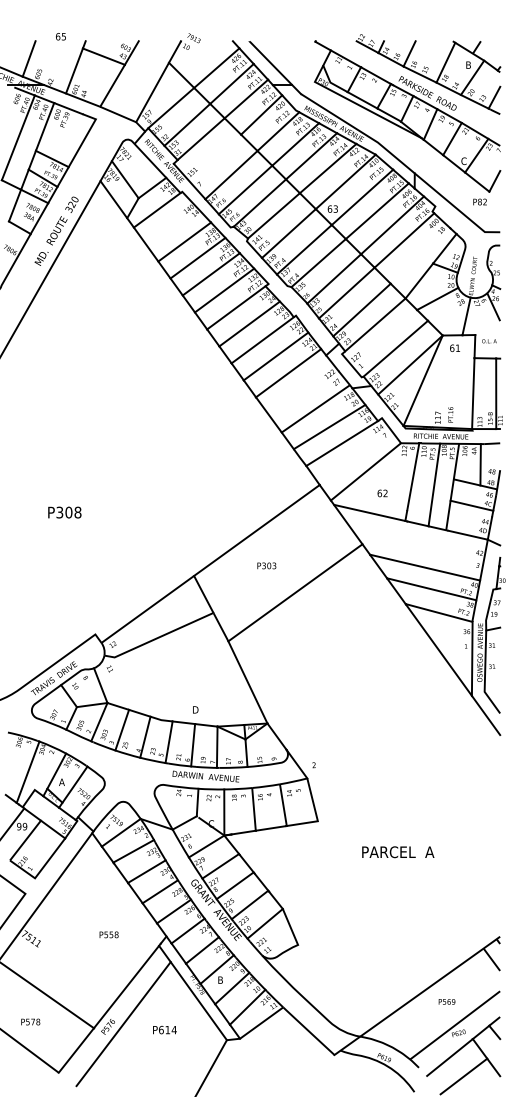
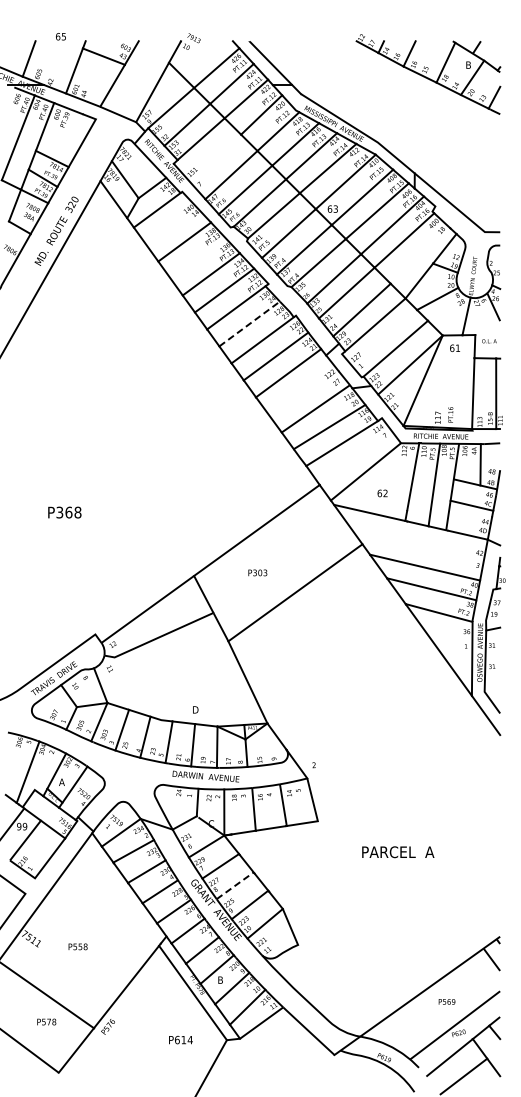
part: present -> none (407, 122)
line: present -> none (197, 257)
line: solid -> dashed (249, 324)
text: P308 -> P368 (68, 512)
text position: (266, 565) -> (257, 572) (257, 572)
line: solid -> dashed (235, 885)
text position: (108, 934) -> (77, 946) (77, 946)
text position: (30, 1021) -> (46, 1021) (46, 1021)
line: present -> none (123, 1024)
text position: (164, 1030) -> (180, 1040) (180, 1040)
